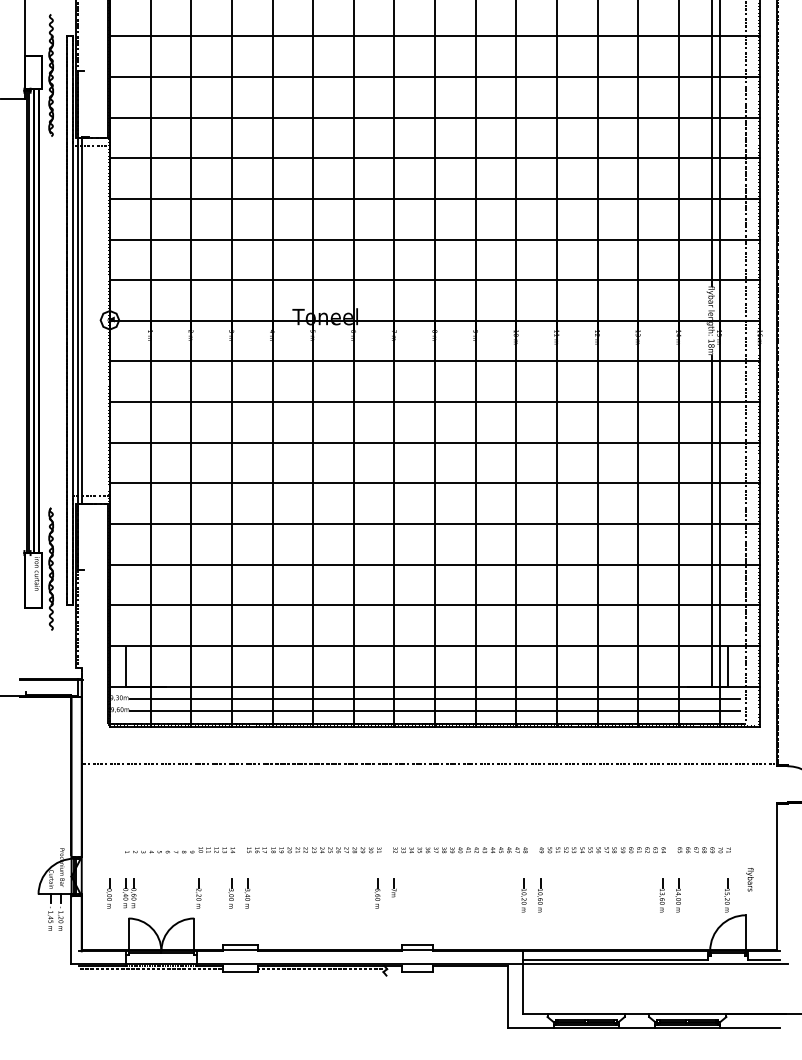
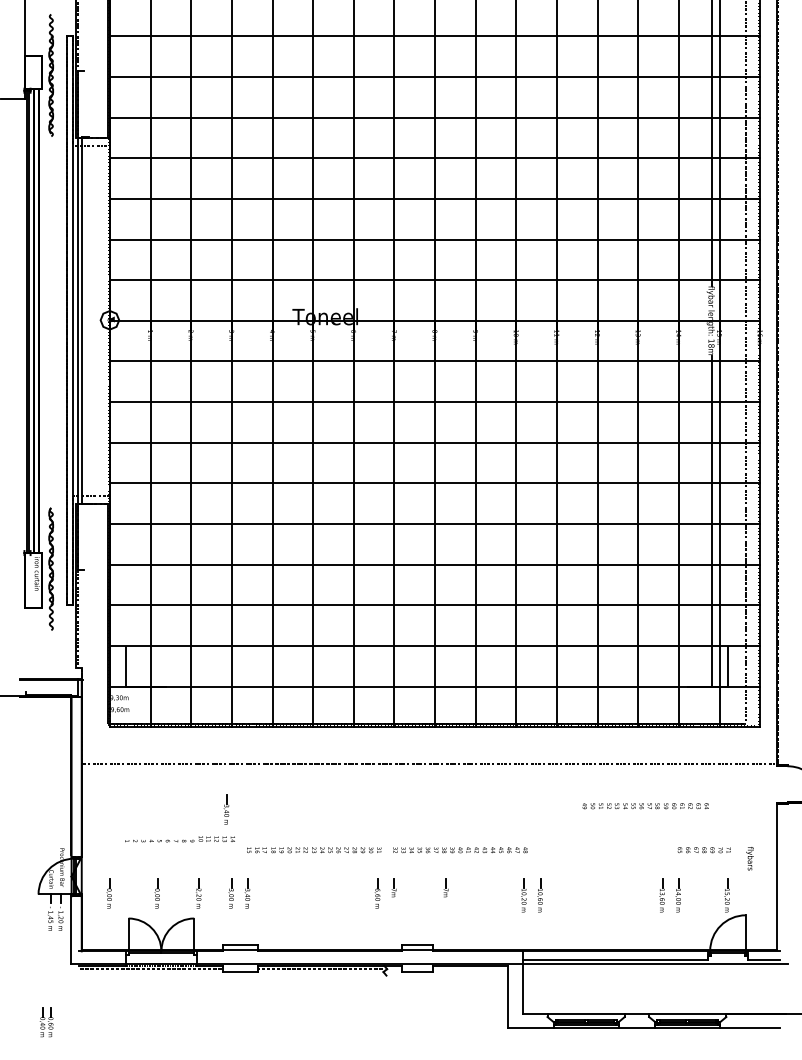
line: present -> none (434, 698)
line: present -> none (434, 710)
part: none -> present (226, 809)
text position: (179, 850) -> (179, 839) (179, 839)
text position: (602, 850) -> (645, 806) (645, 806)
text position: (749, 879) -> (749, 858) (749, 858)
part: none -> present (445, 887)
part position: (129, 893) -> (46, 1022) (46, 1022)
part: none -> present (156, 893)
